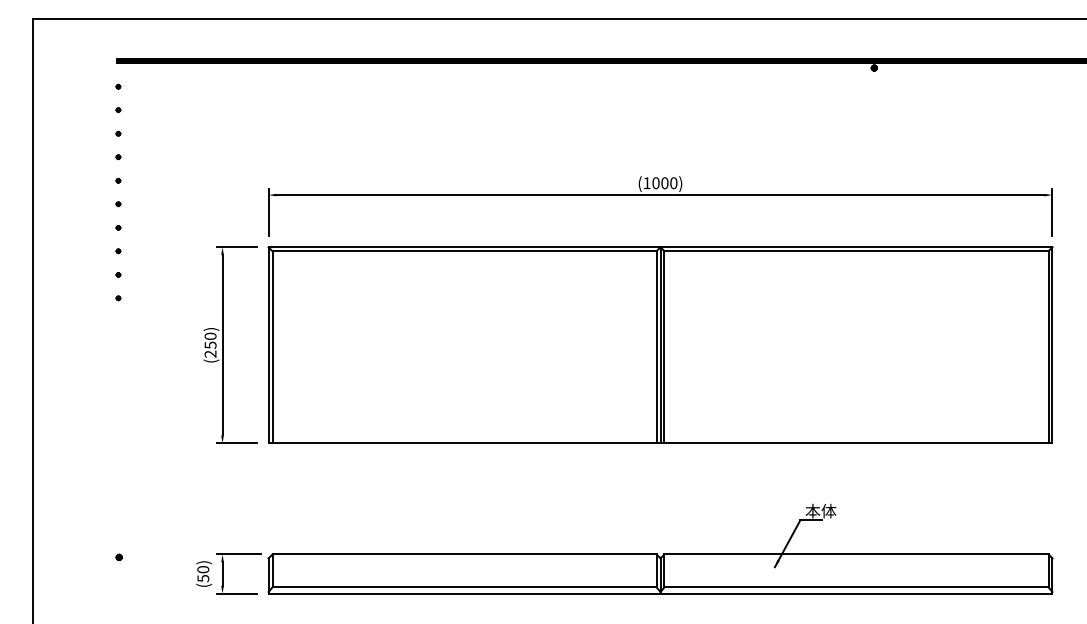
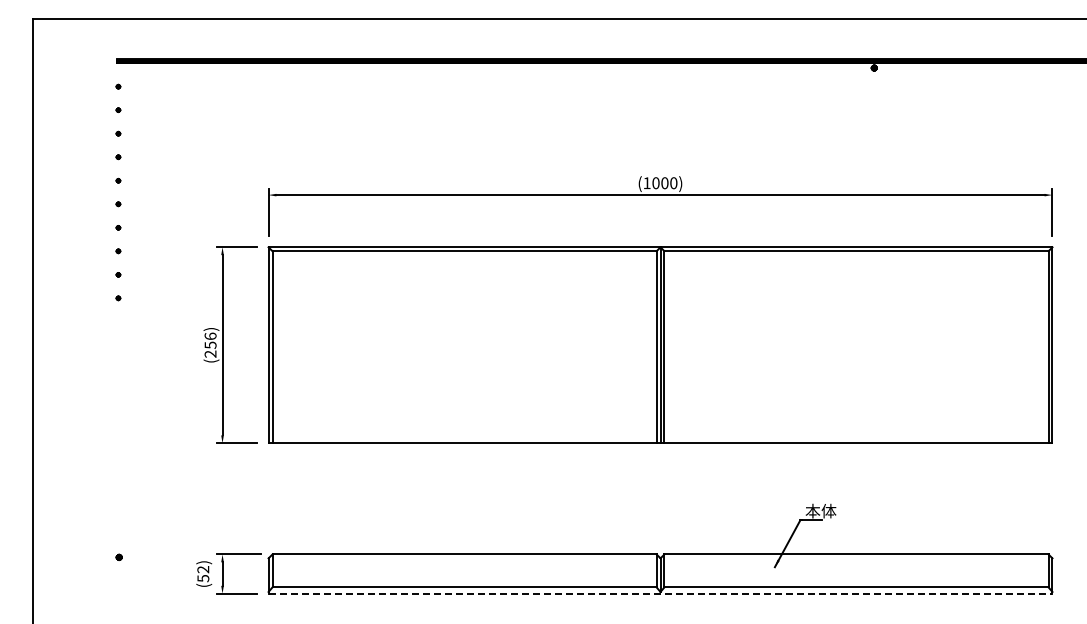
text: (250) -> (256) (210, 335)
text: (50) -> (52) (203, 569)
line: solid -> dashed (660, 593)
